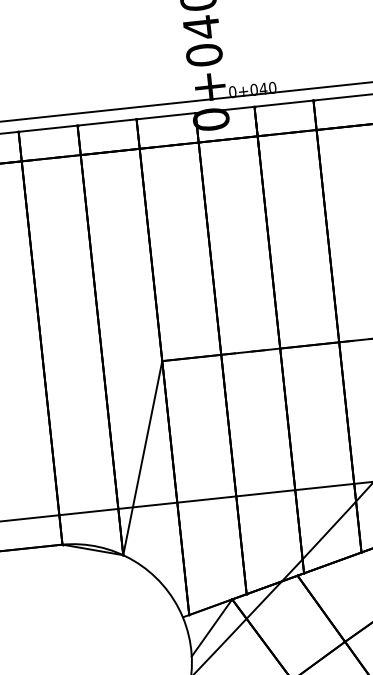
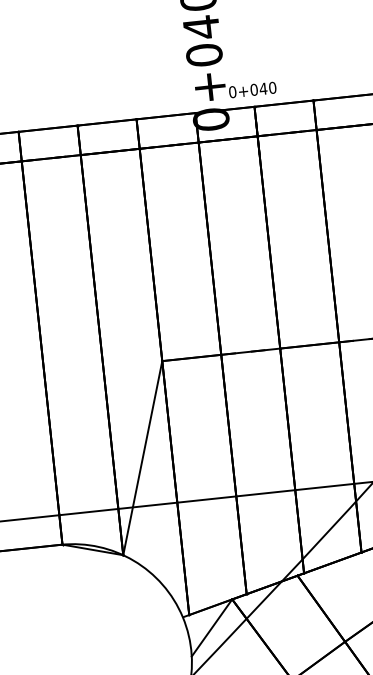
line position: (185, 101) -> (185, 113) (185, 113)
